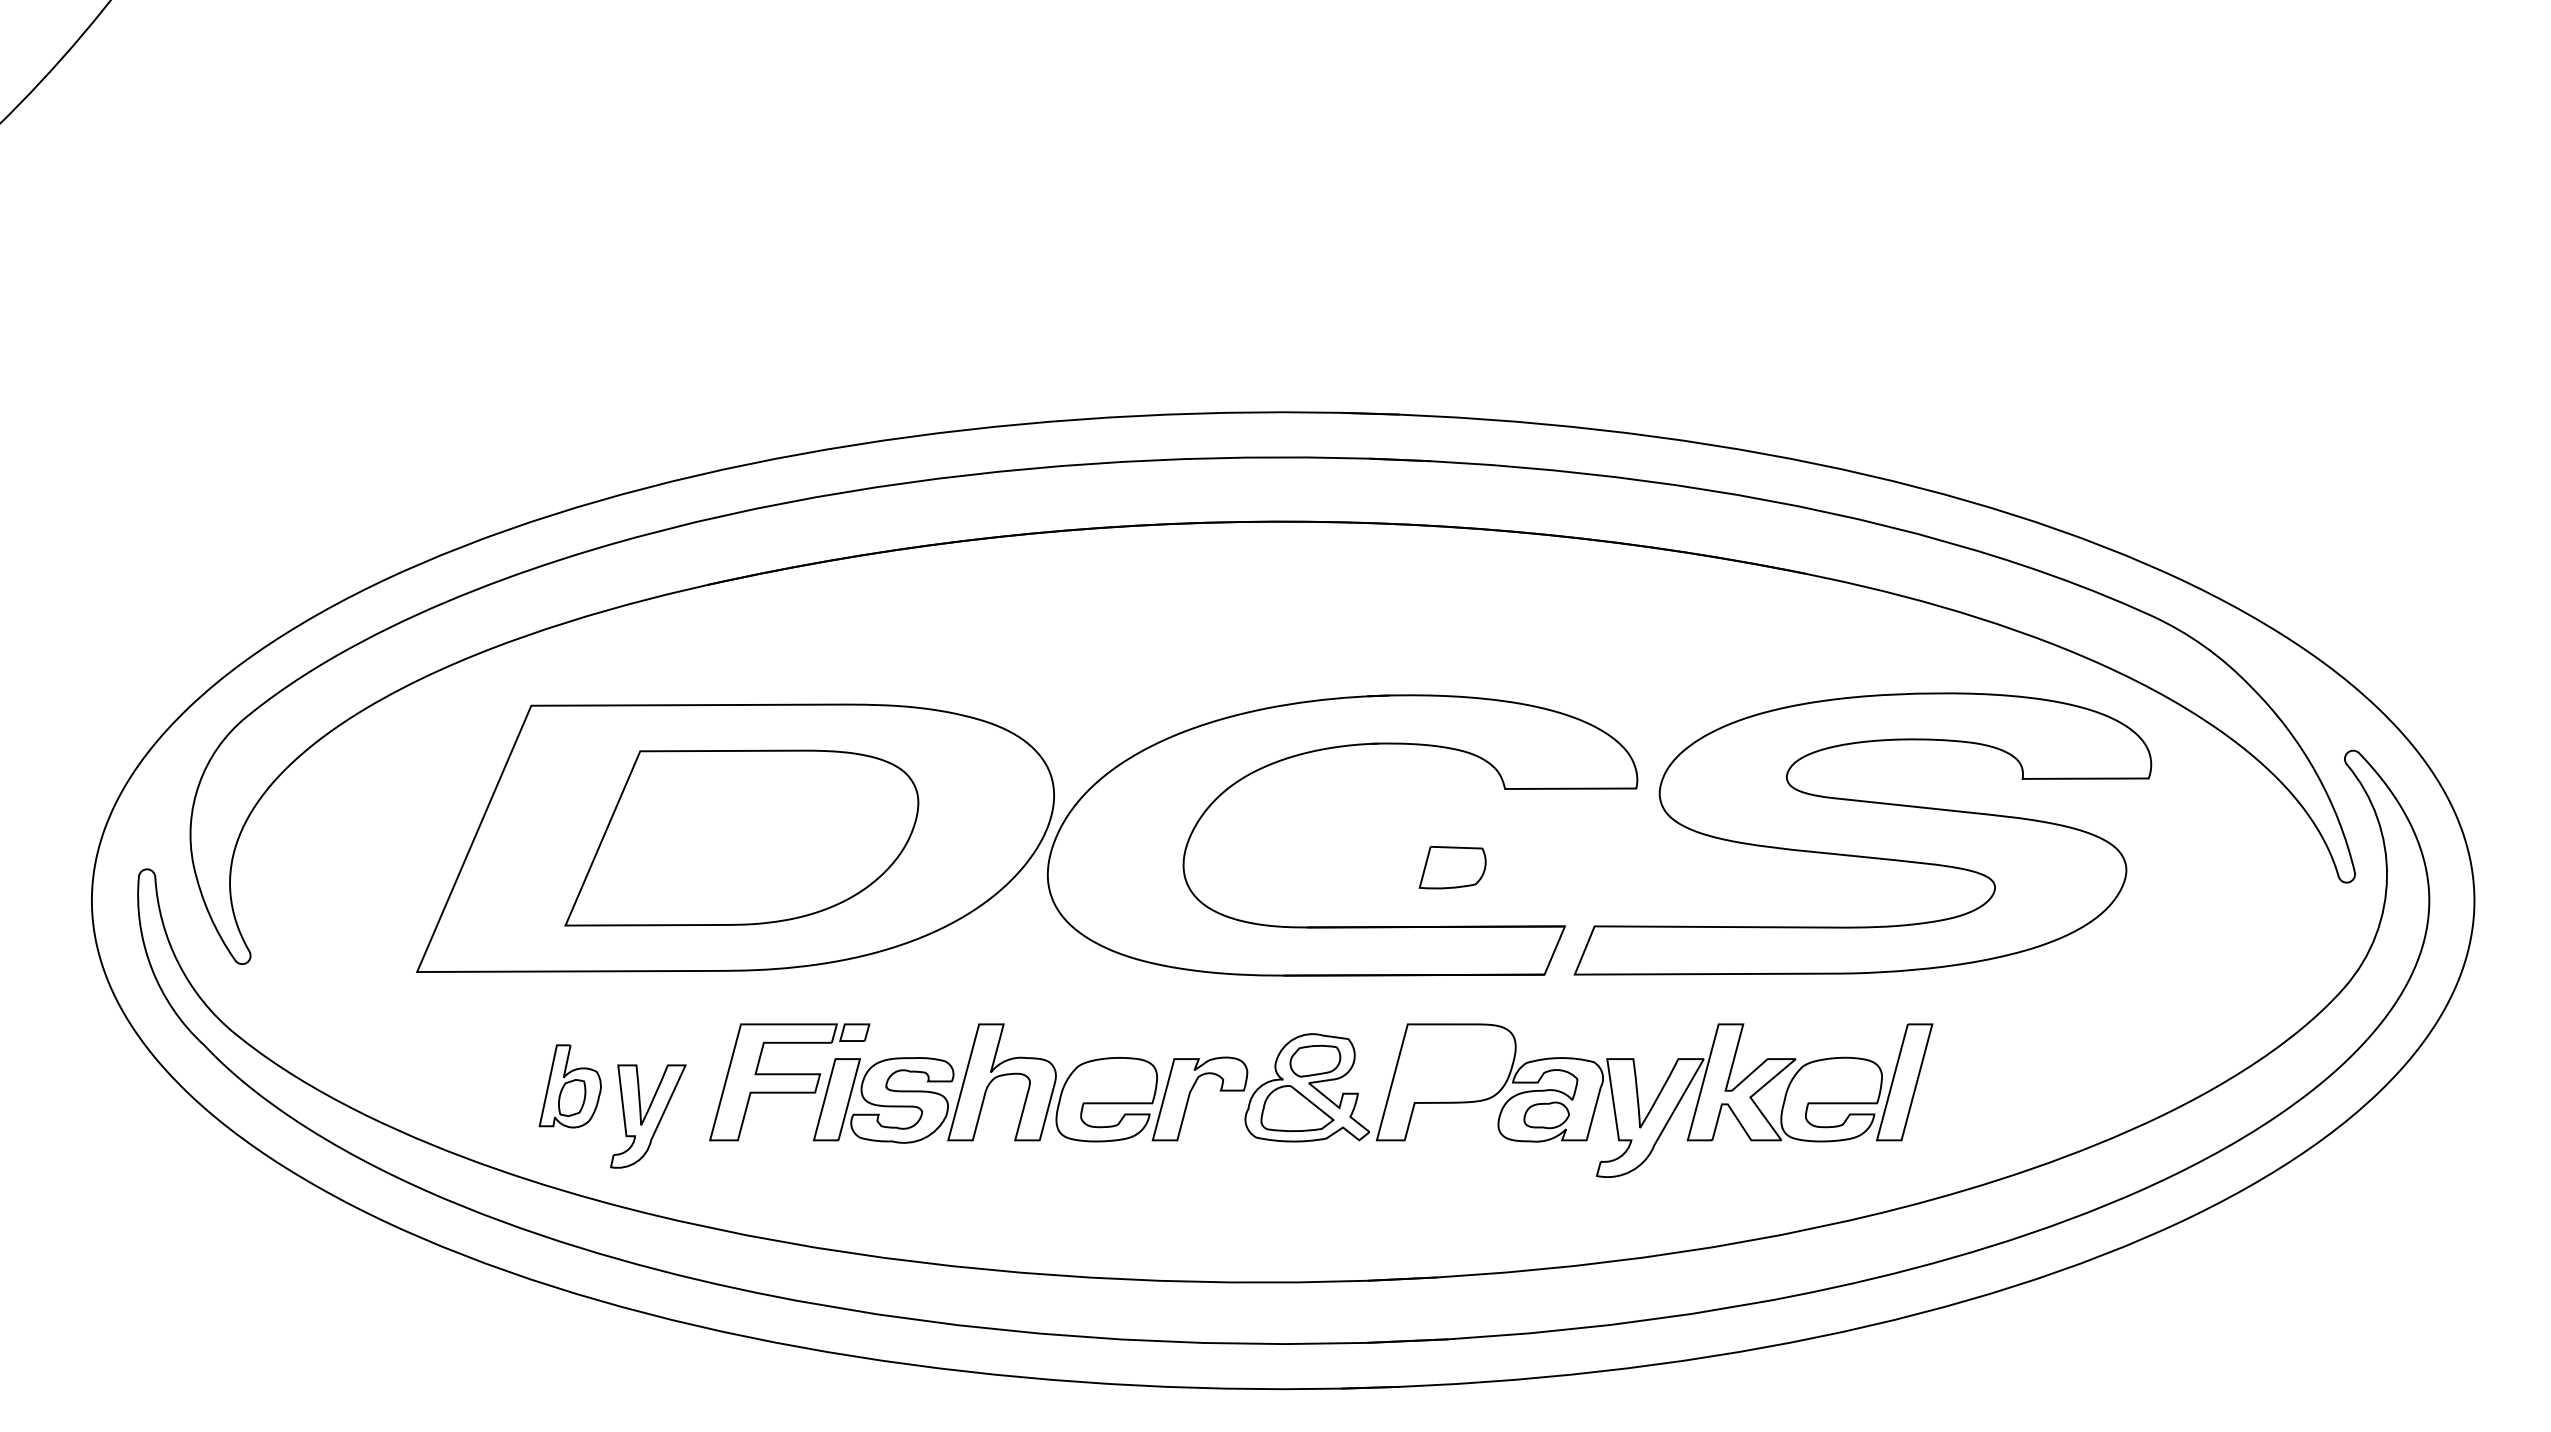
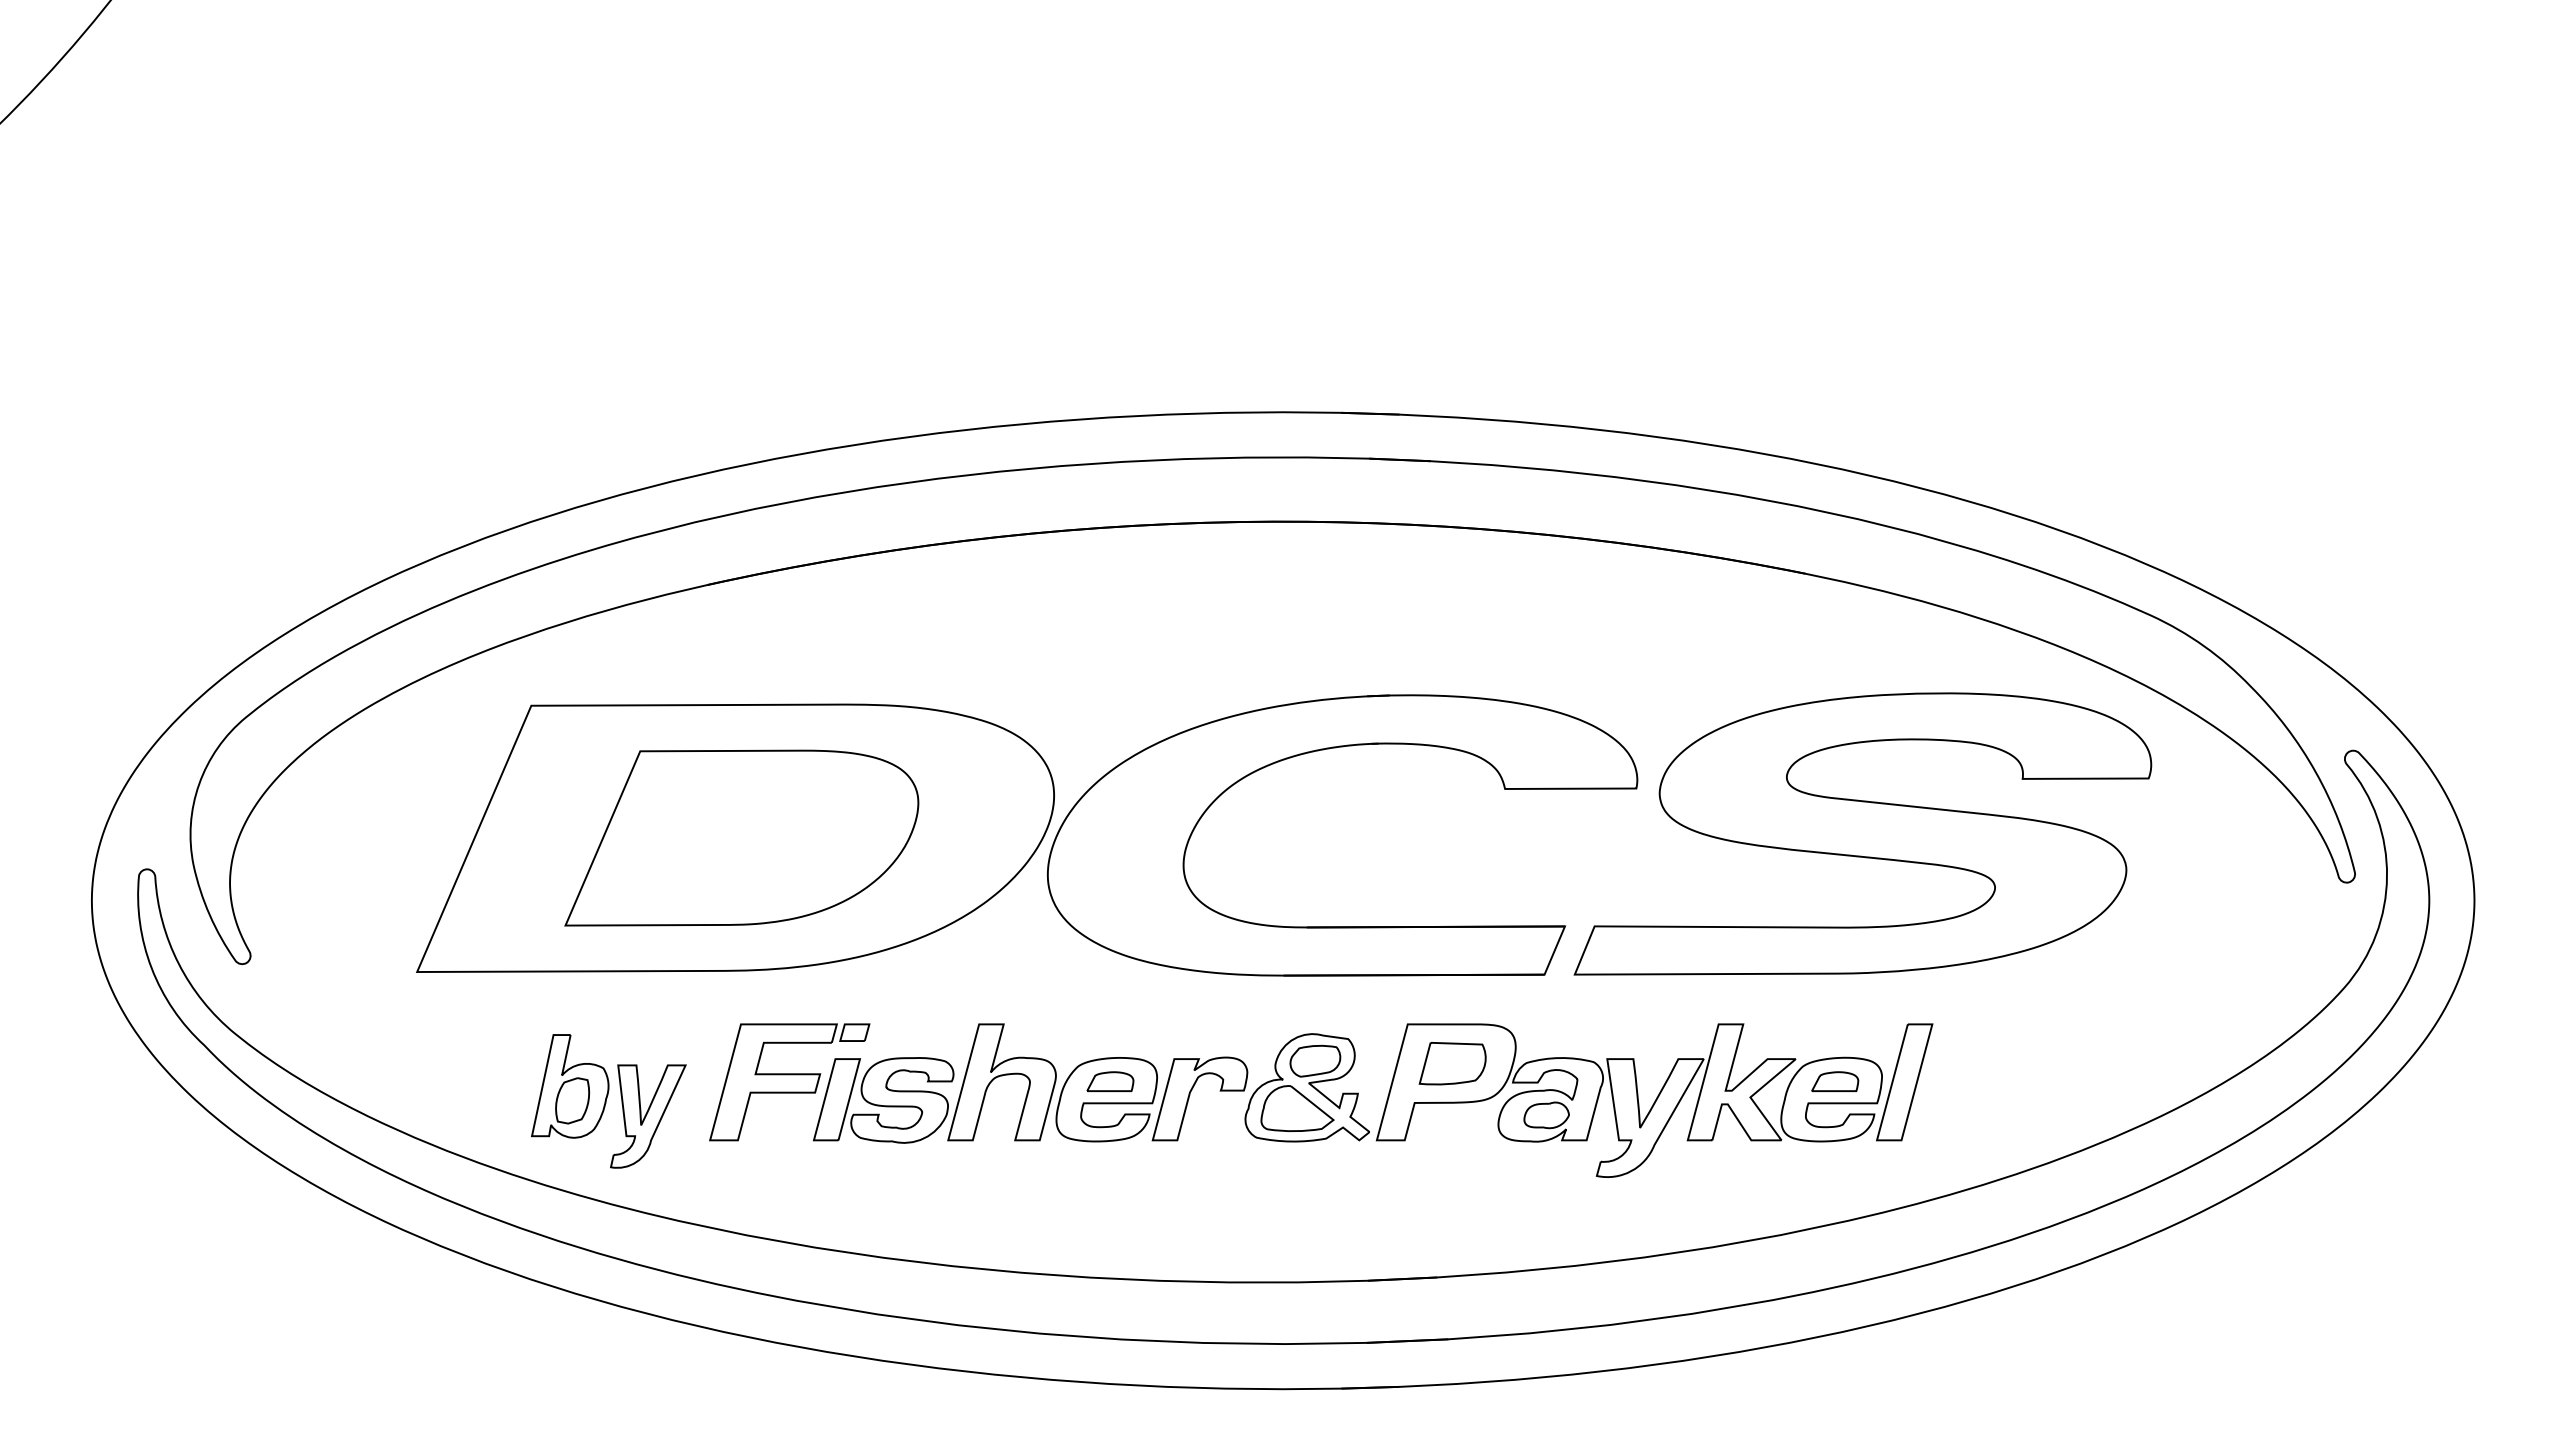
part position: (1452, 867) -> (1452, 1063) (1452, 1063)
part: none -> present (1110, 1081)
part: none -> present (1835, 1081)
part size: 64x85 px -> 79x105 px (570, 1086)
